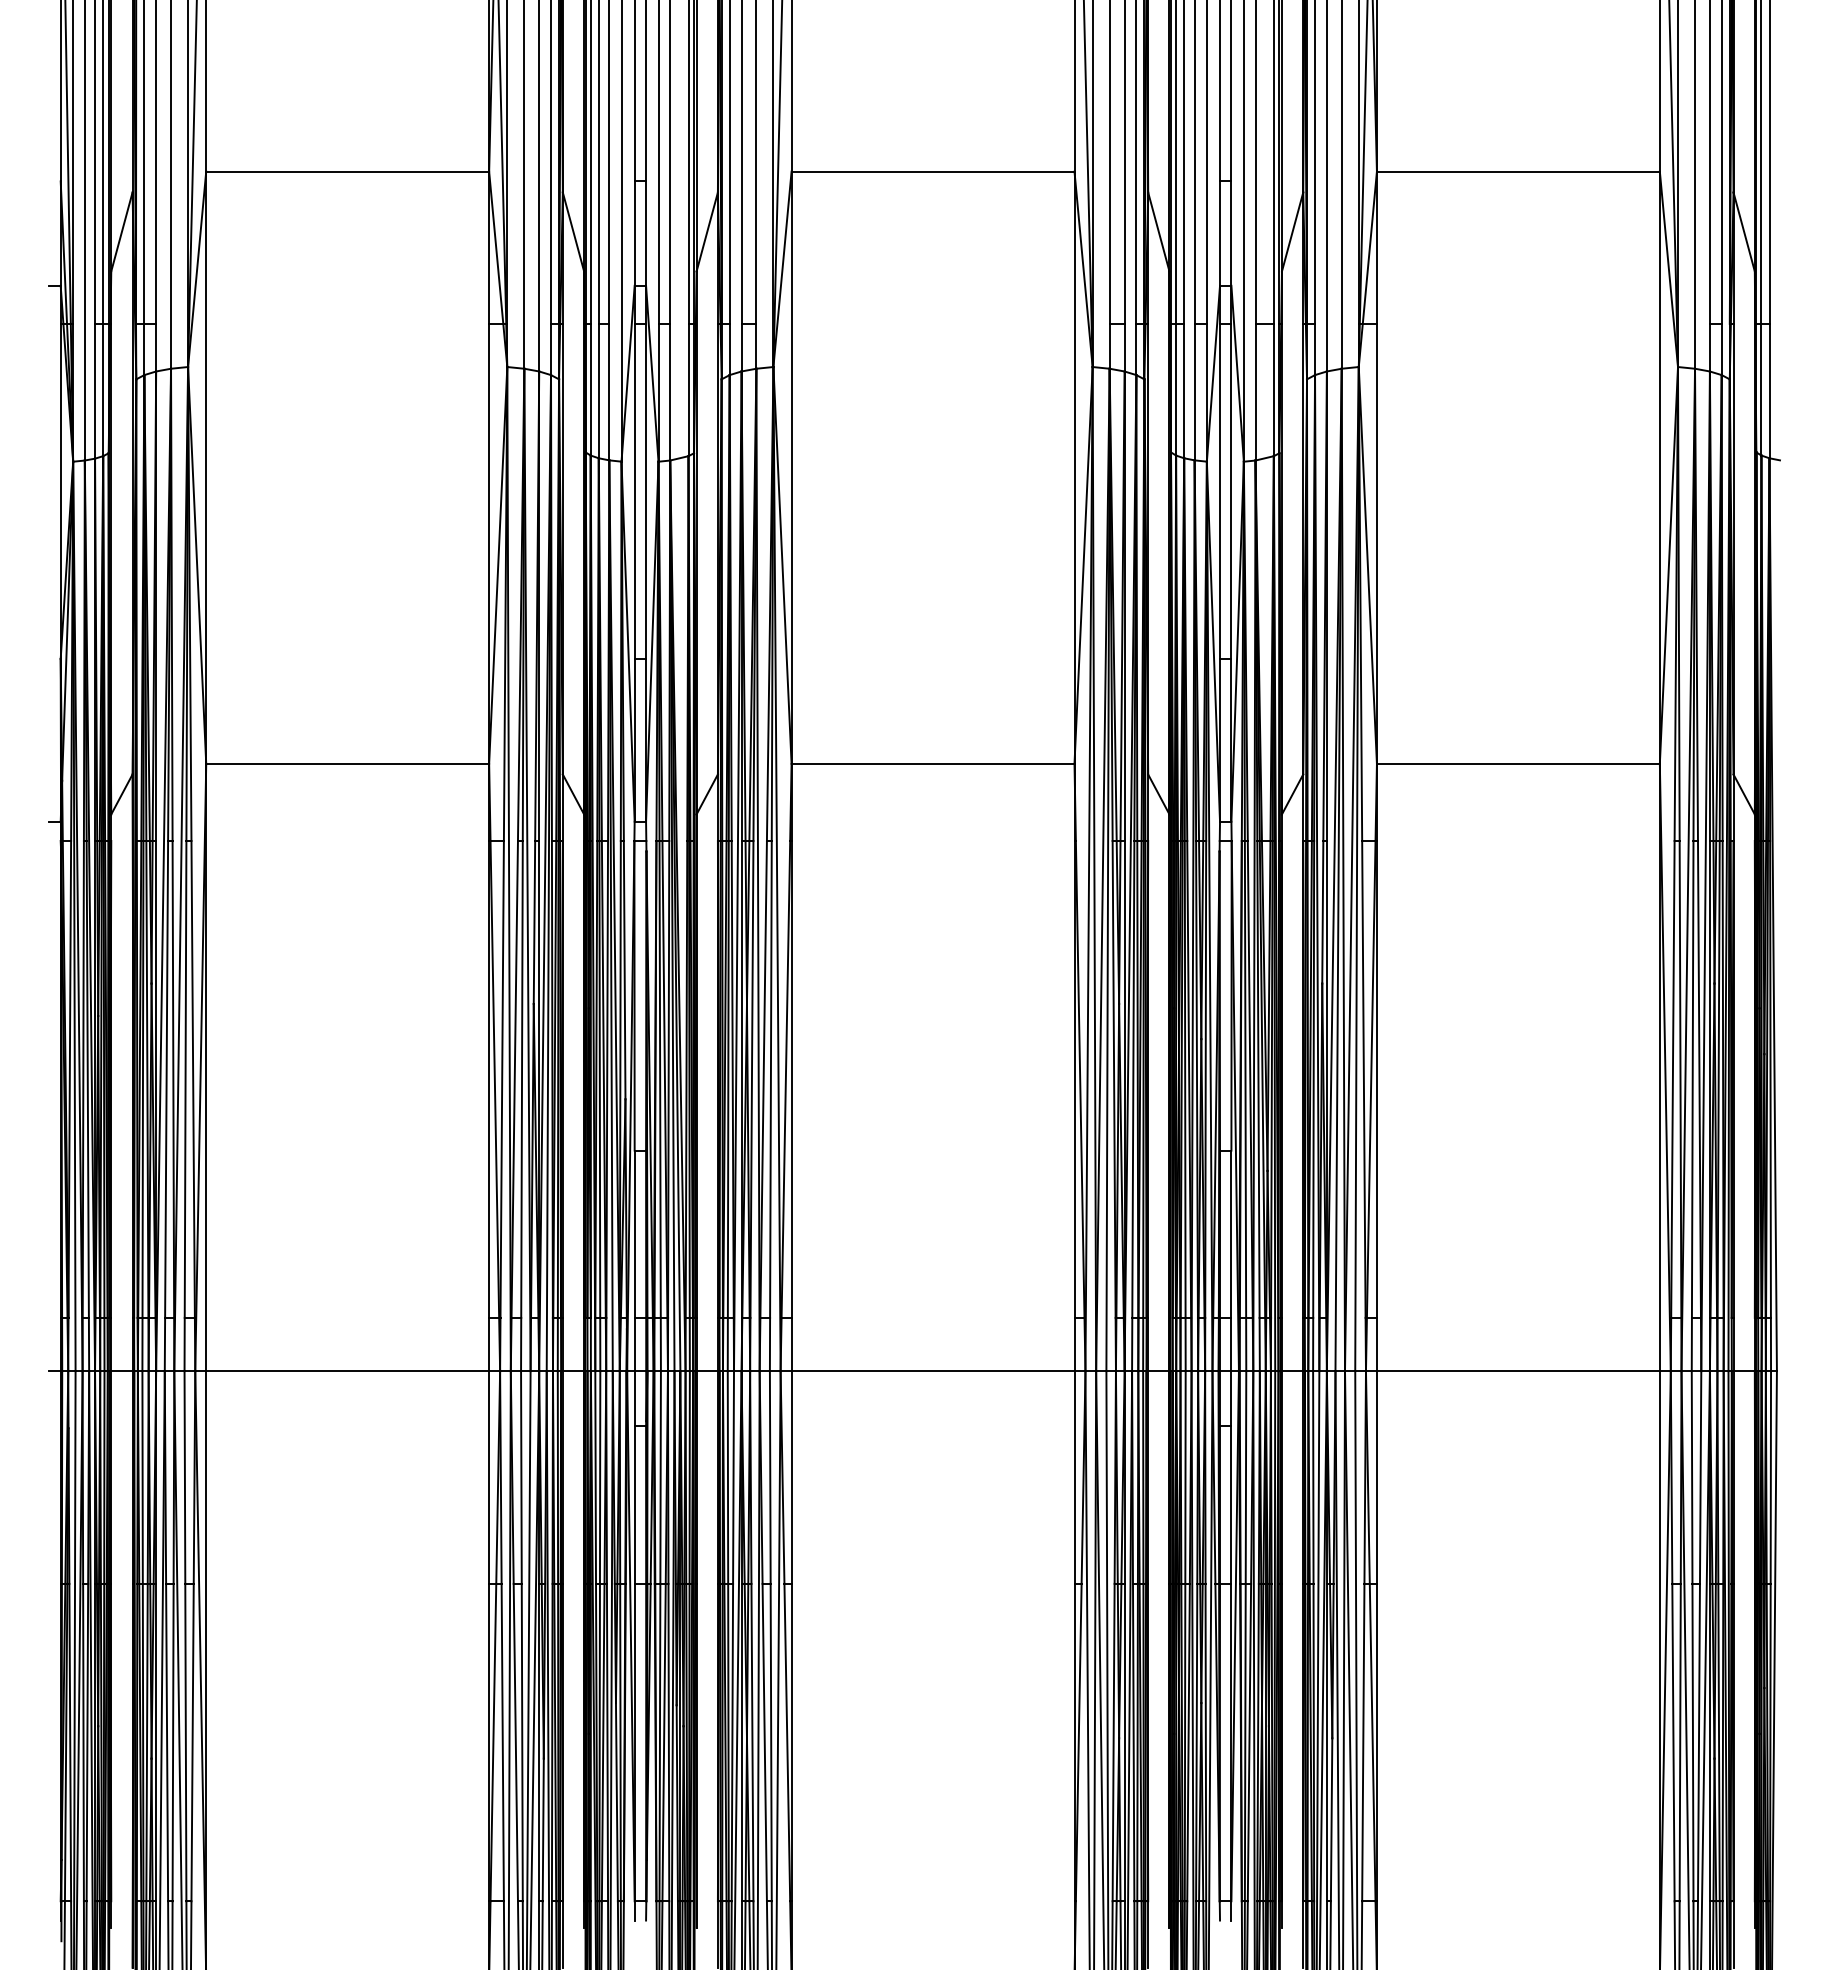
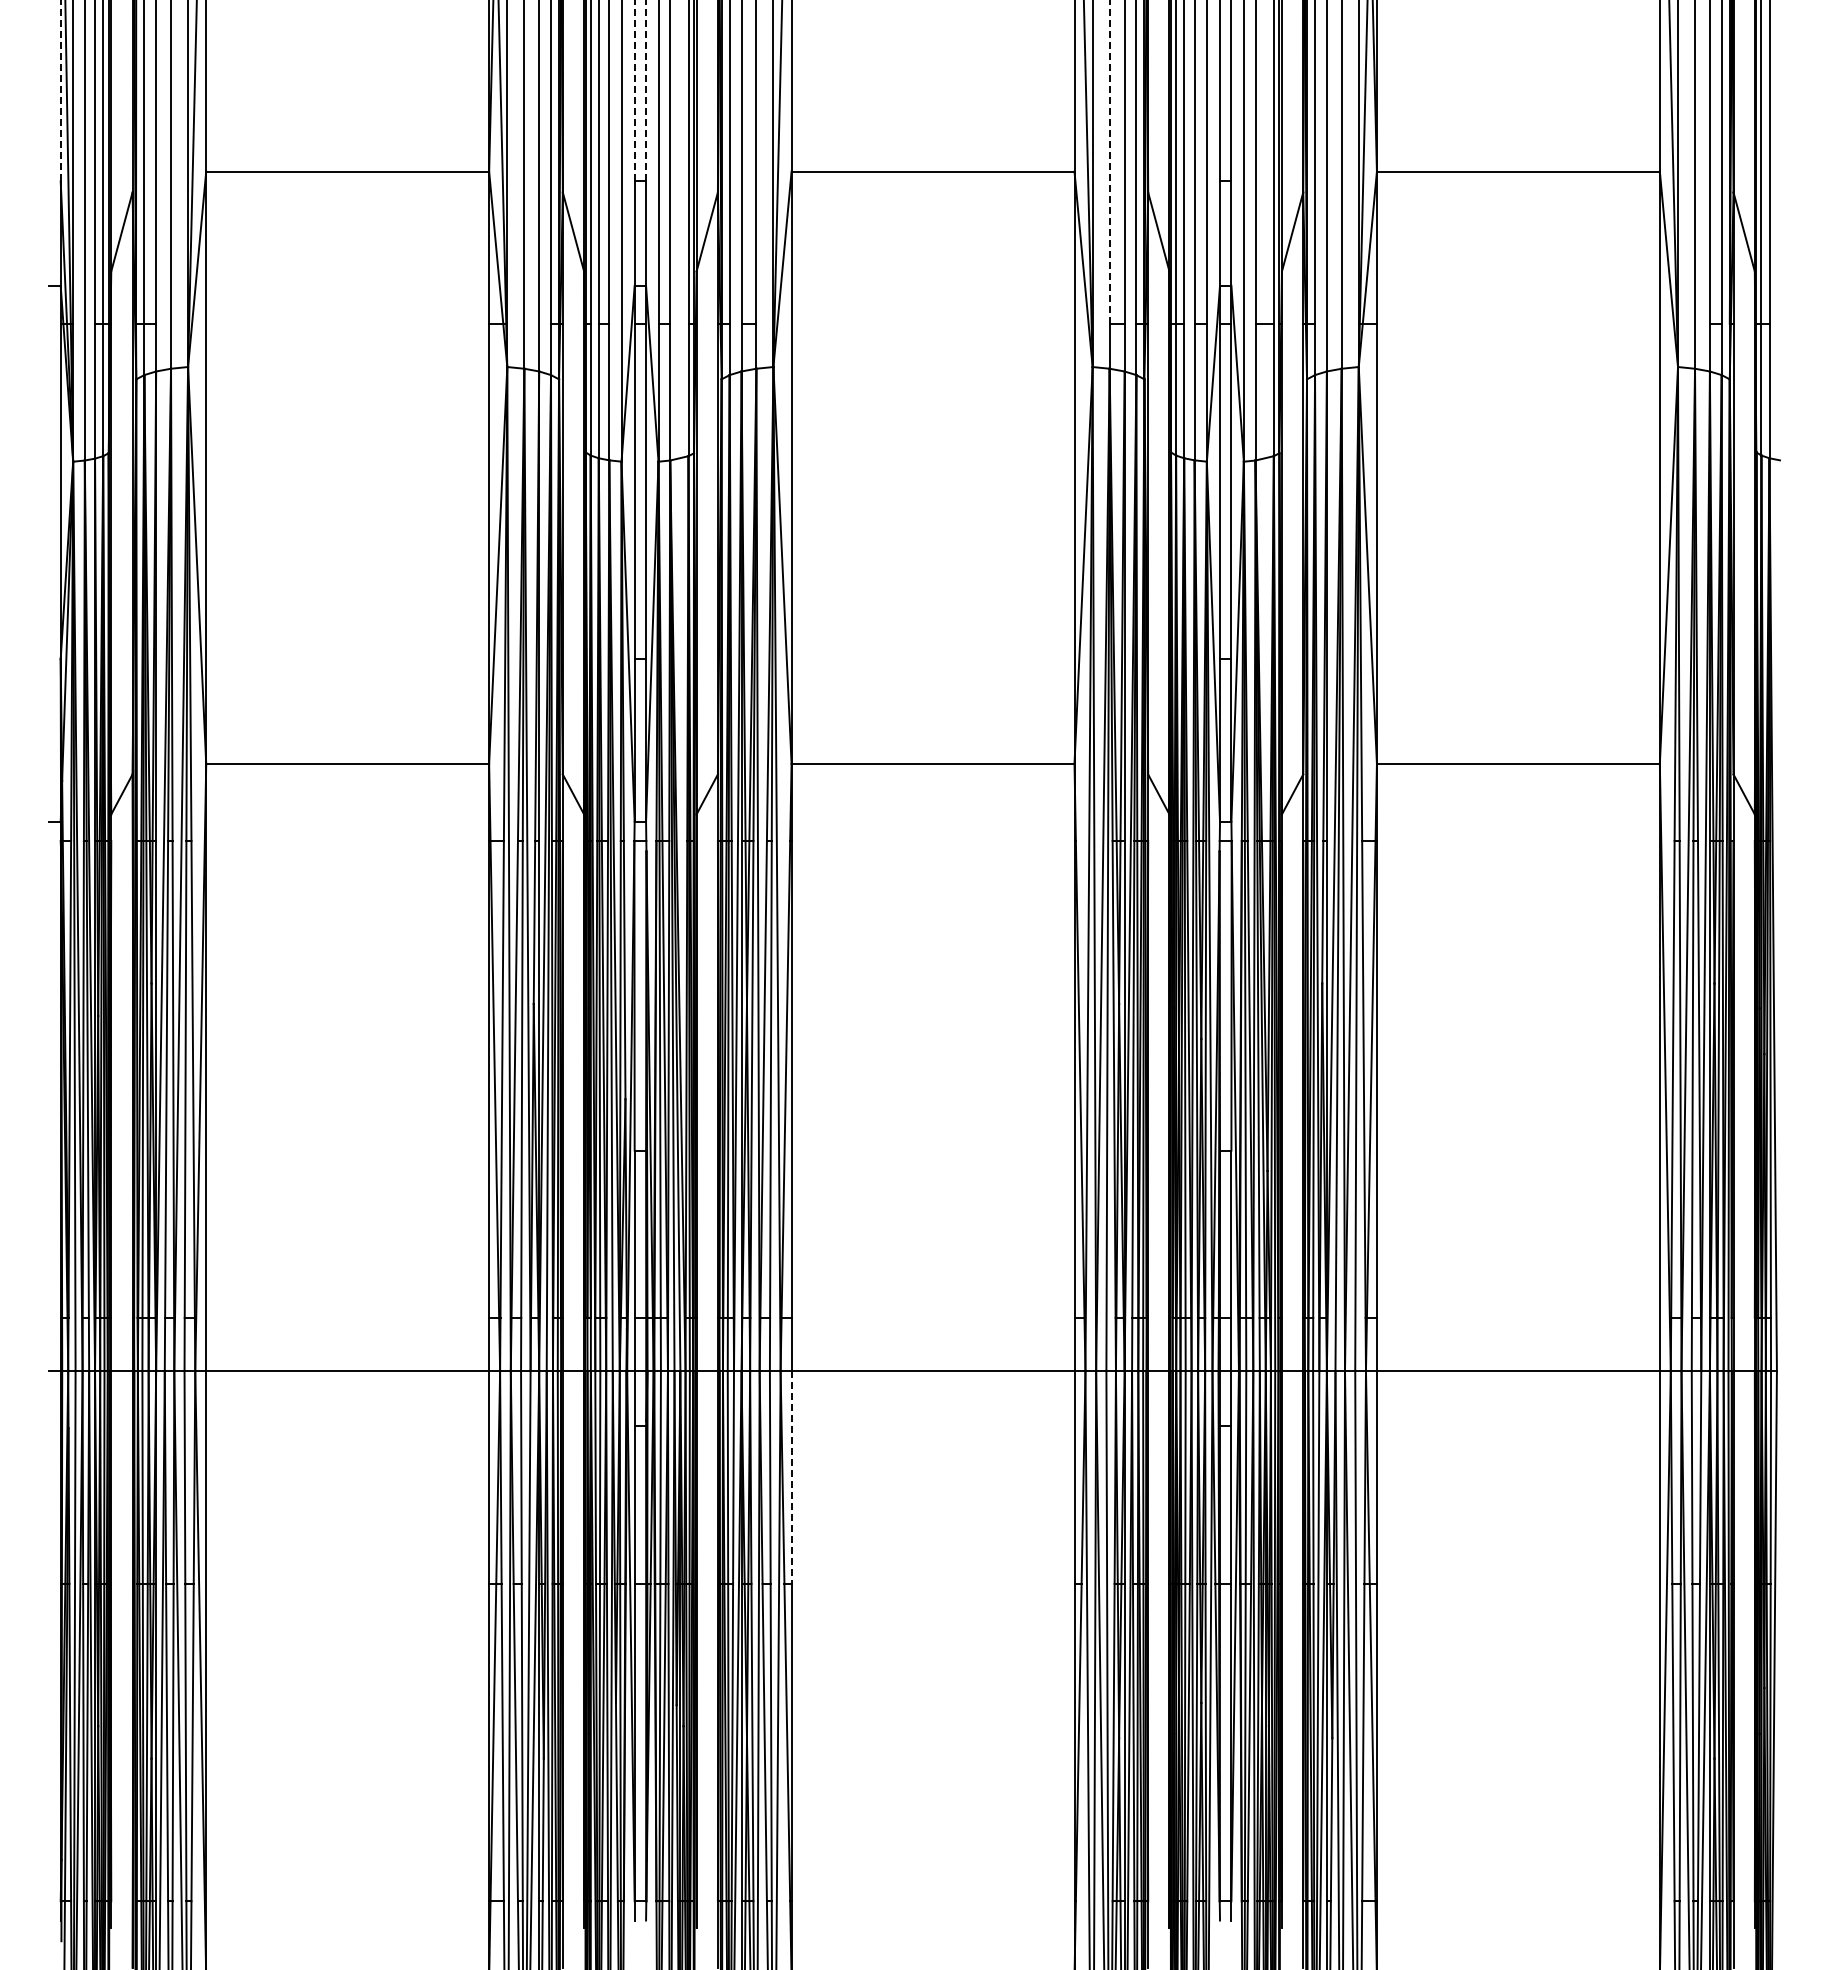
line: solid -> dashed (60, 90)
line: solid -> dashed (634, 90)
line: solid -> dashed (646, 91)
line: solid -> dashed (1109, 162)
line: solid -> dashed (791, 1478)
